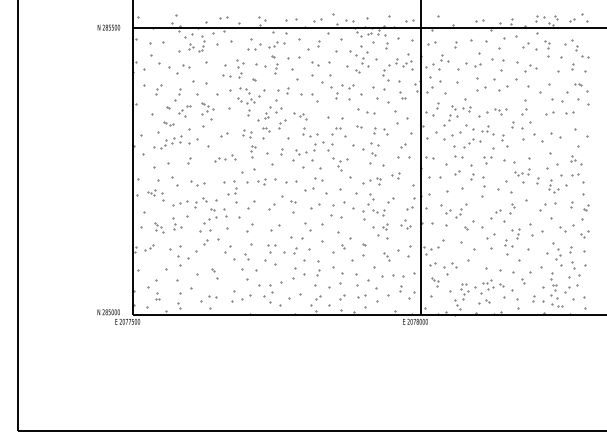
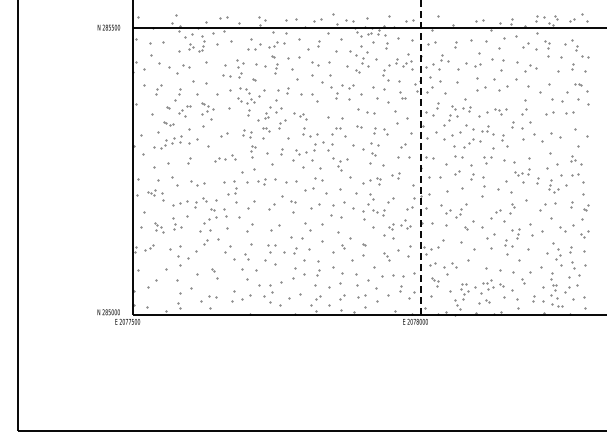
line: solid -> dashed (421, 157)
part position: (382, 231) -> (388, 231) (388, 231)
part: present -> none (157, 296)
